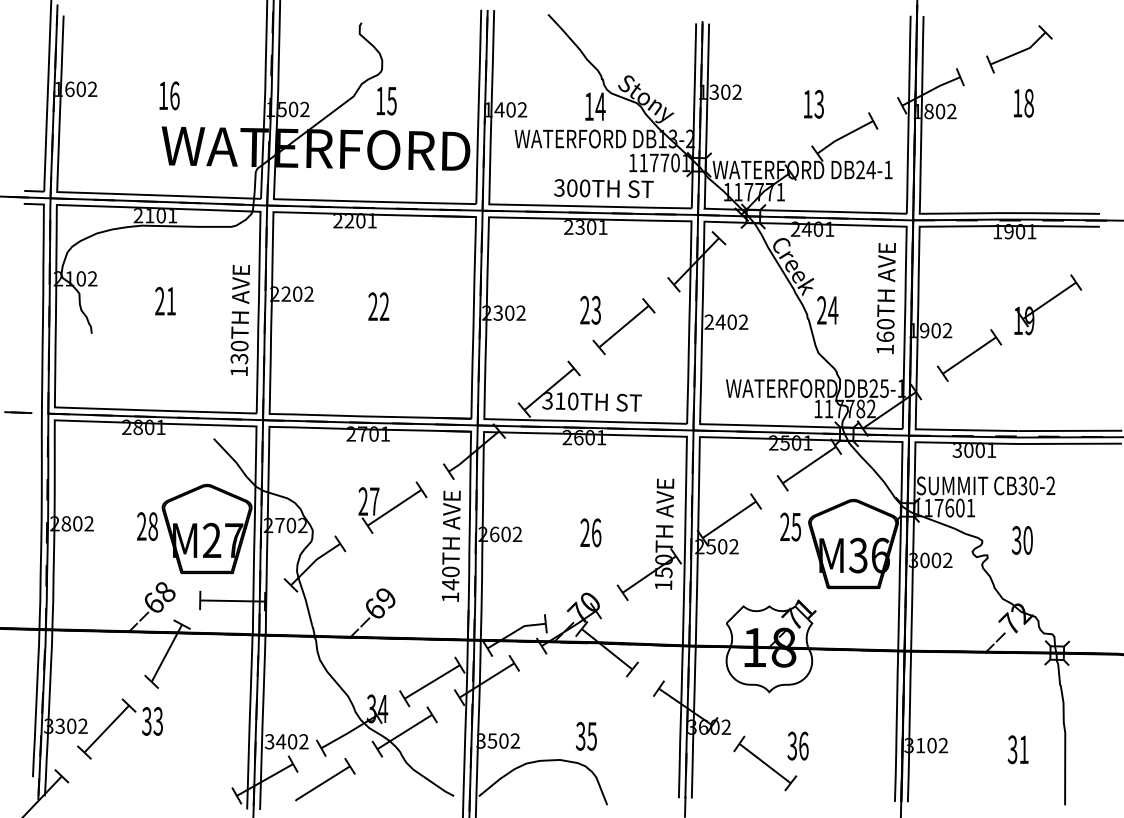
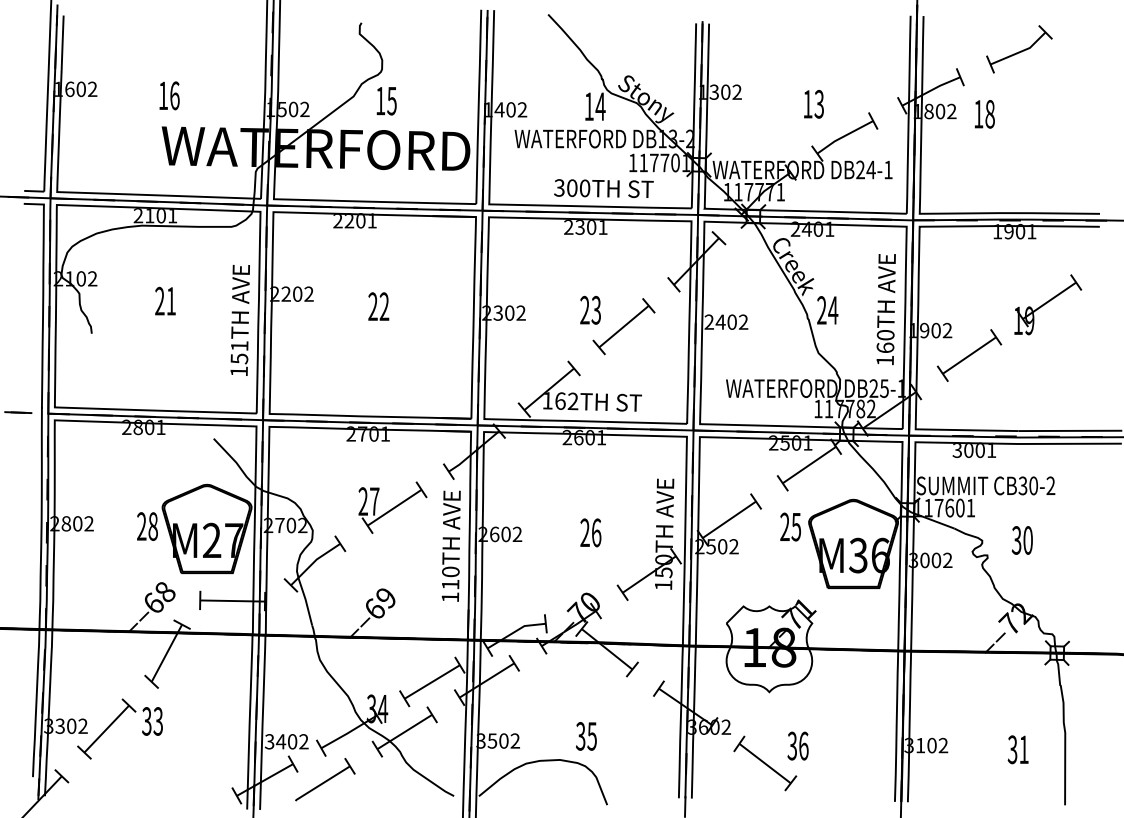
text position: (1023, 103) -> (984, 114) (984, 114)
text position: (885, 298) -> (885, 309) (885, 309)
text: 130TH -> 151TH (239, 351)
text: 310TH -> 162TH (560, 401)
text: 140TH -> 110TH (450, 584)
